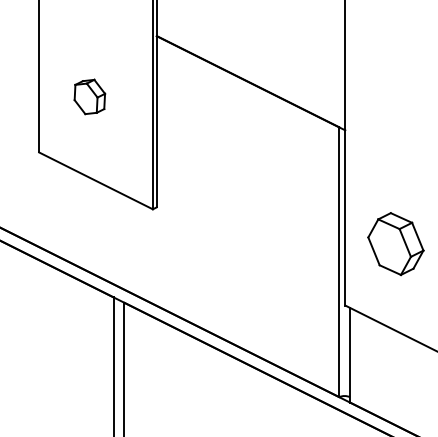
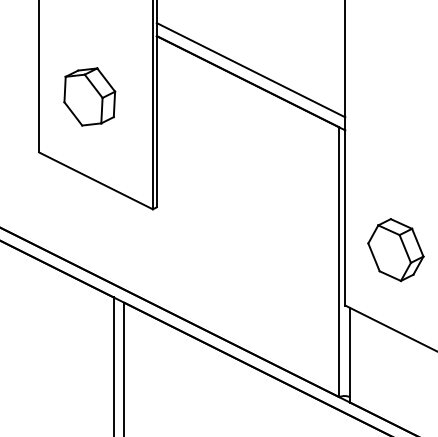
line: none -> present (250, 70)
part size: 34x38 px -> 54x60 px (89, 96)
part position: (395, 244) -> (395, 250) (395, 250)
